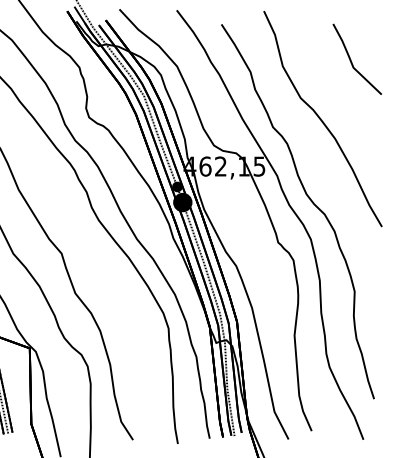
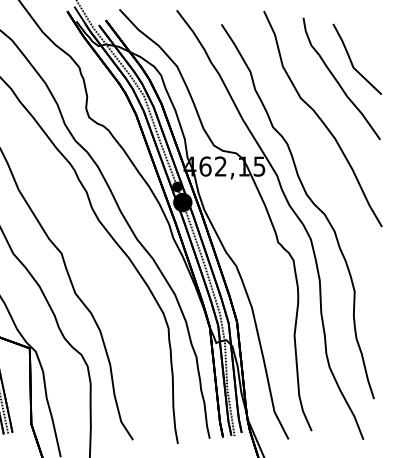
curve: none -> present (338, 81)
